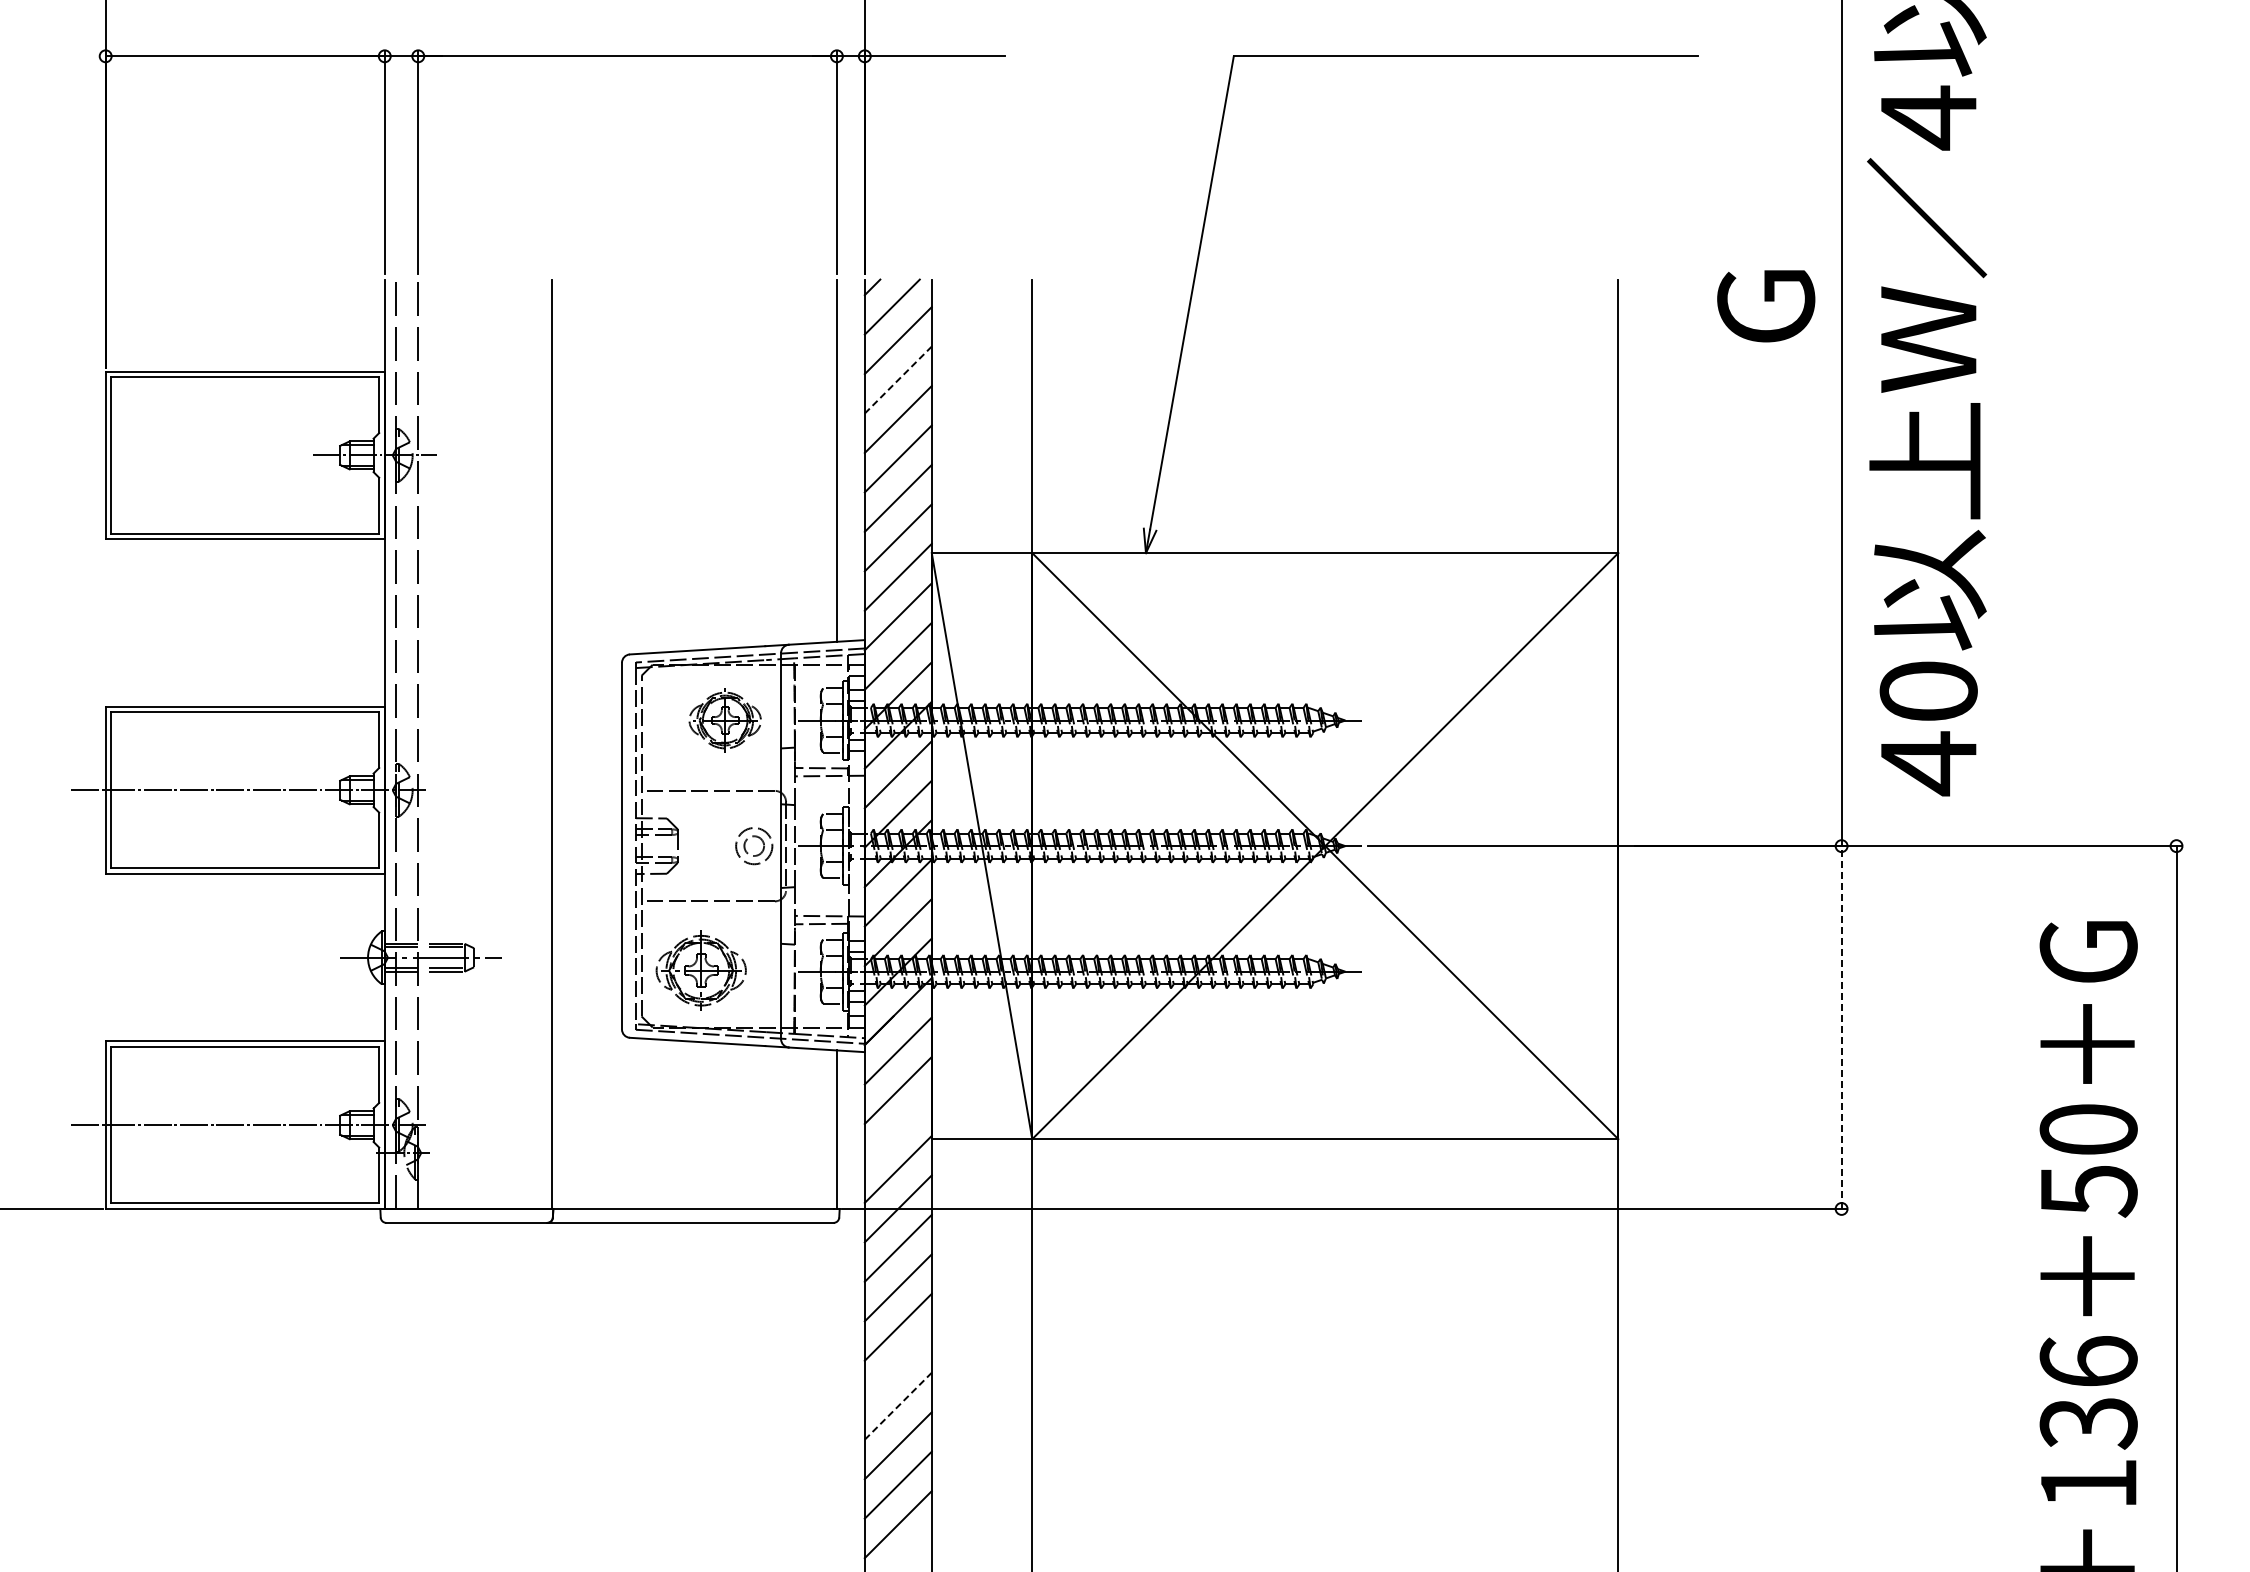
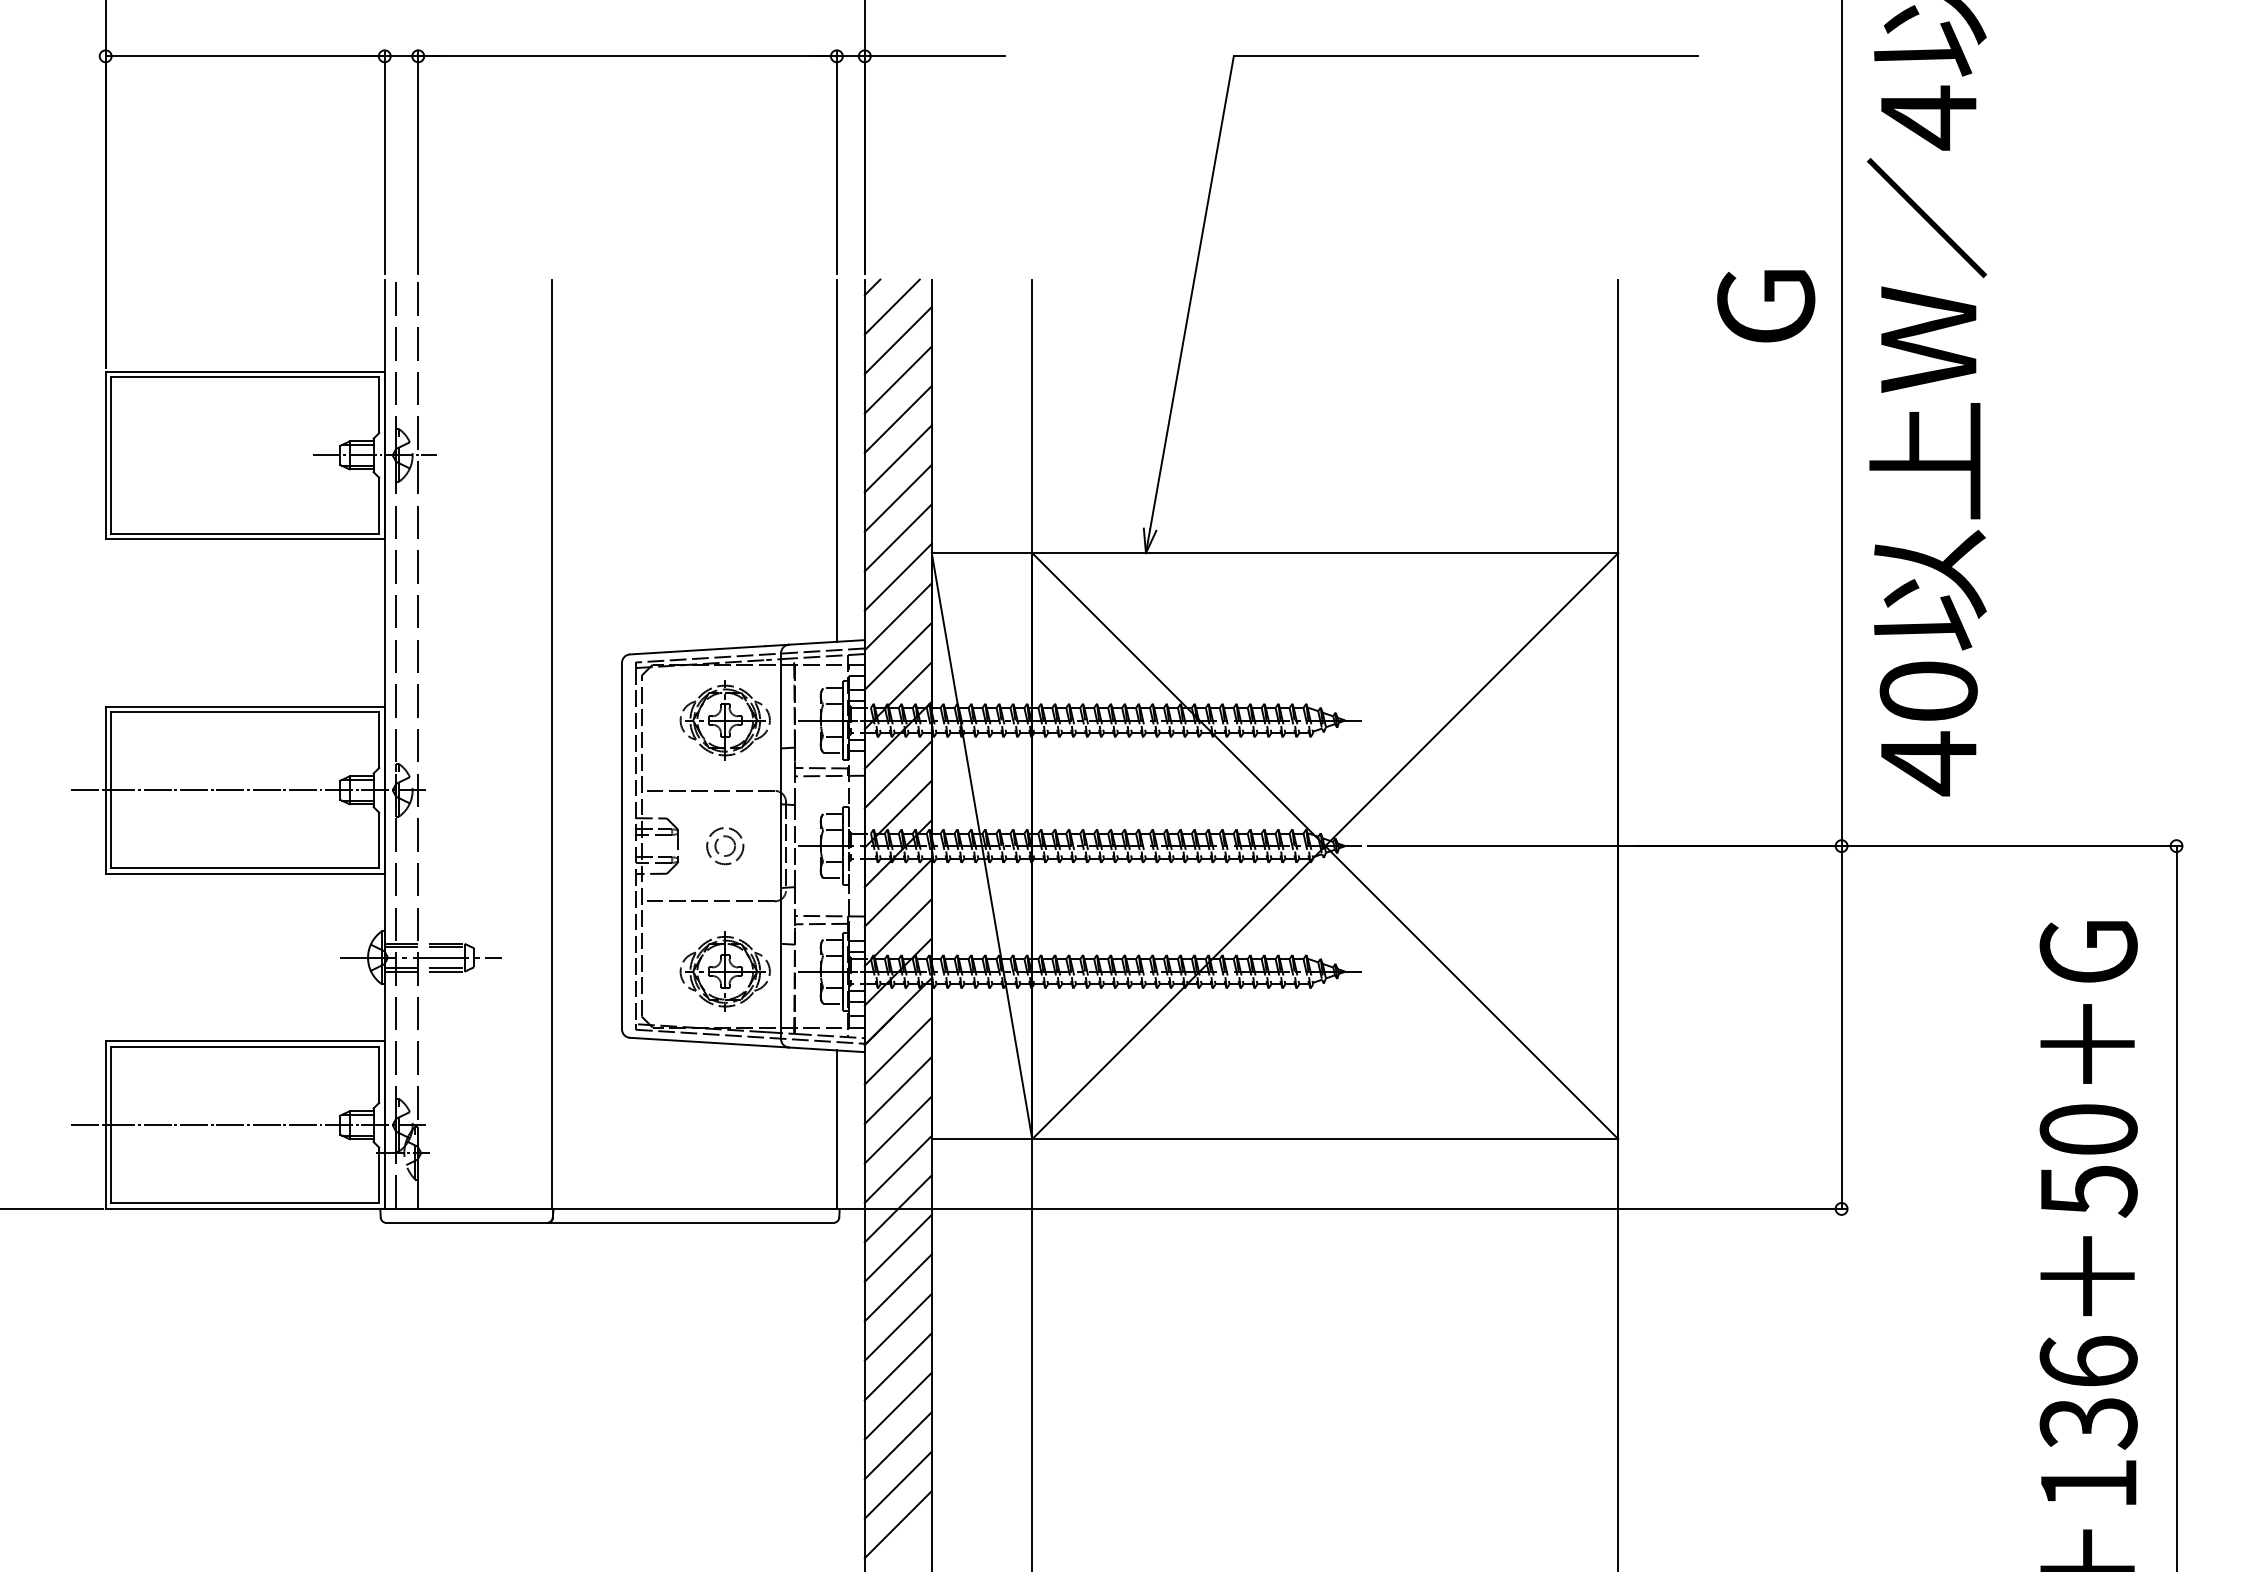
line: dashed -> solid (898, 379)
part size: 74x65 px -> 92x81 px (724, 720)
part position: (762, 848) -> (733, 848) (733, 848)
part position: (700, 970) -> (724, 971) (724, 971)
line: dashed -> solid (1841, 1027)
line: none -> present (897, 1129)
line: none -> present (897, 1366)
line: dashed -> solid (898, 1405)
